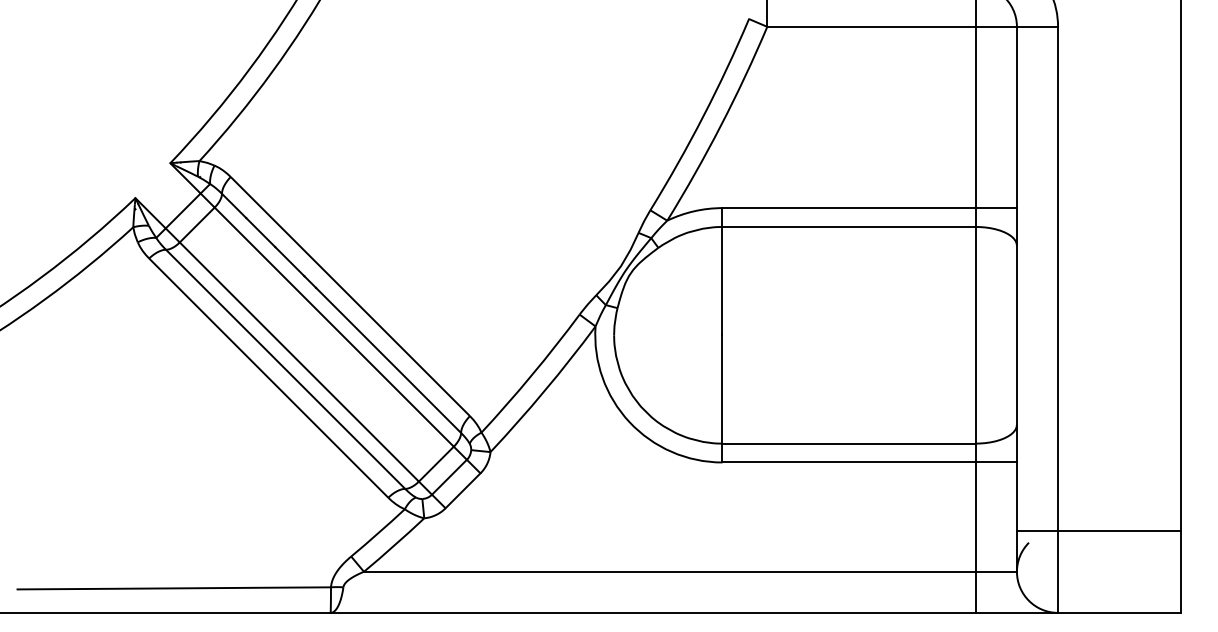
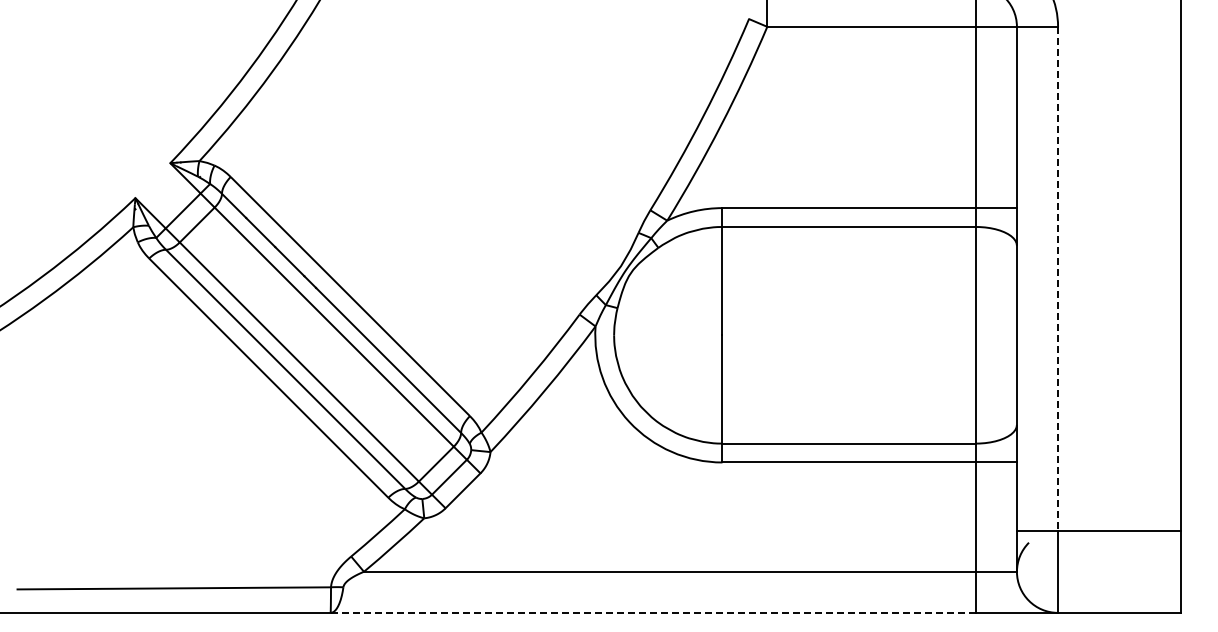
line: solid -> dashed (1058, 278)
line: solid -> dashed (653, 612)
